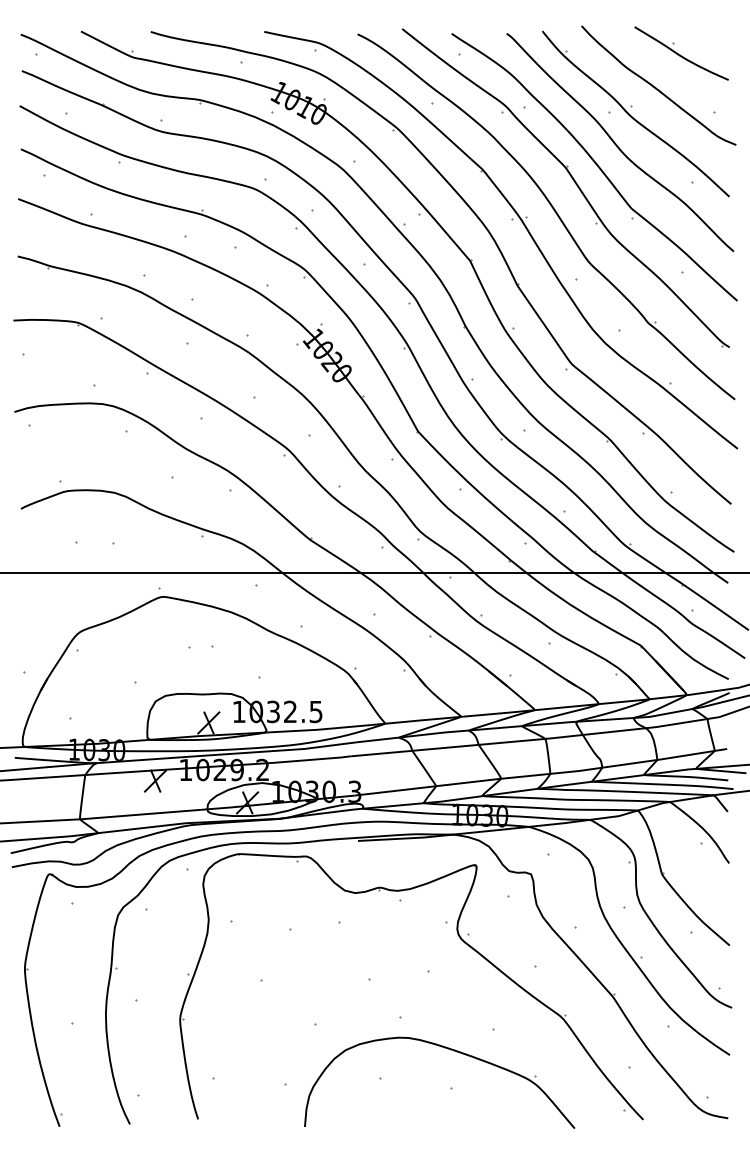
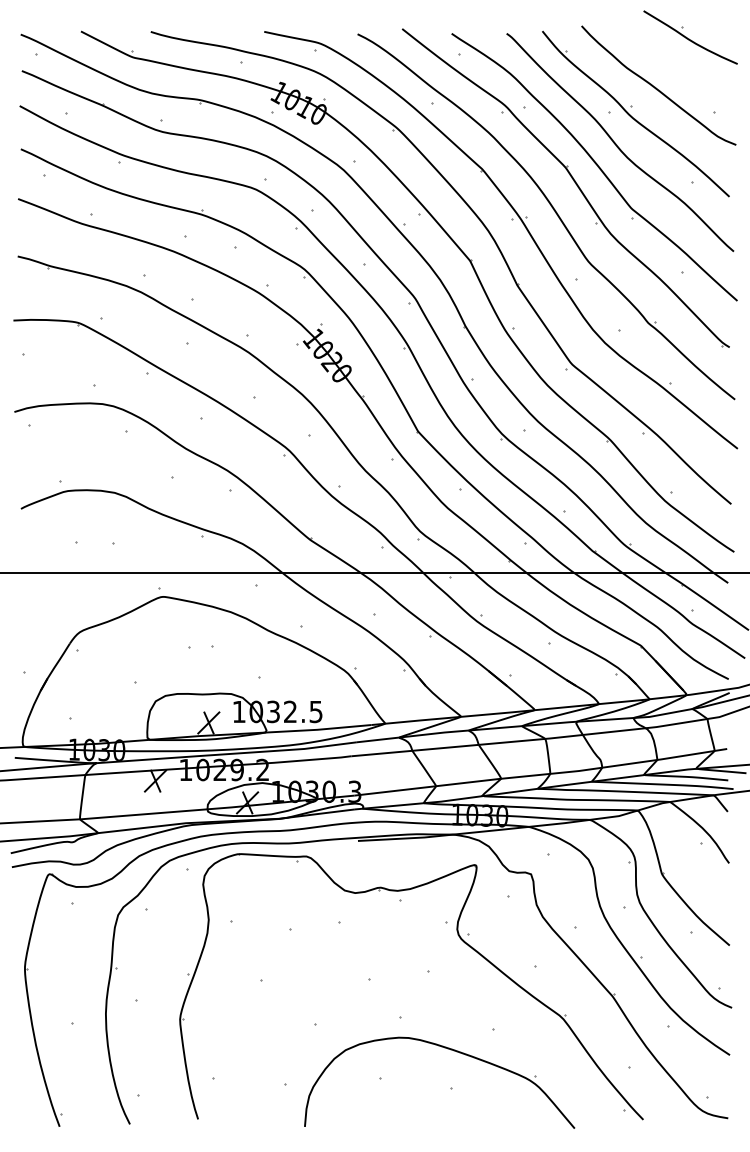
part position: (681, 53) -> (690, 37) (690, 37)
